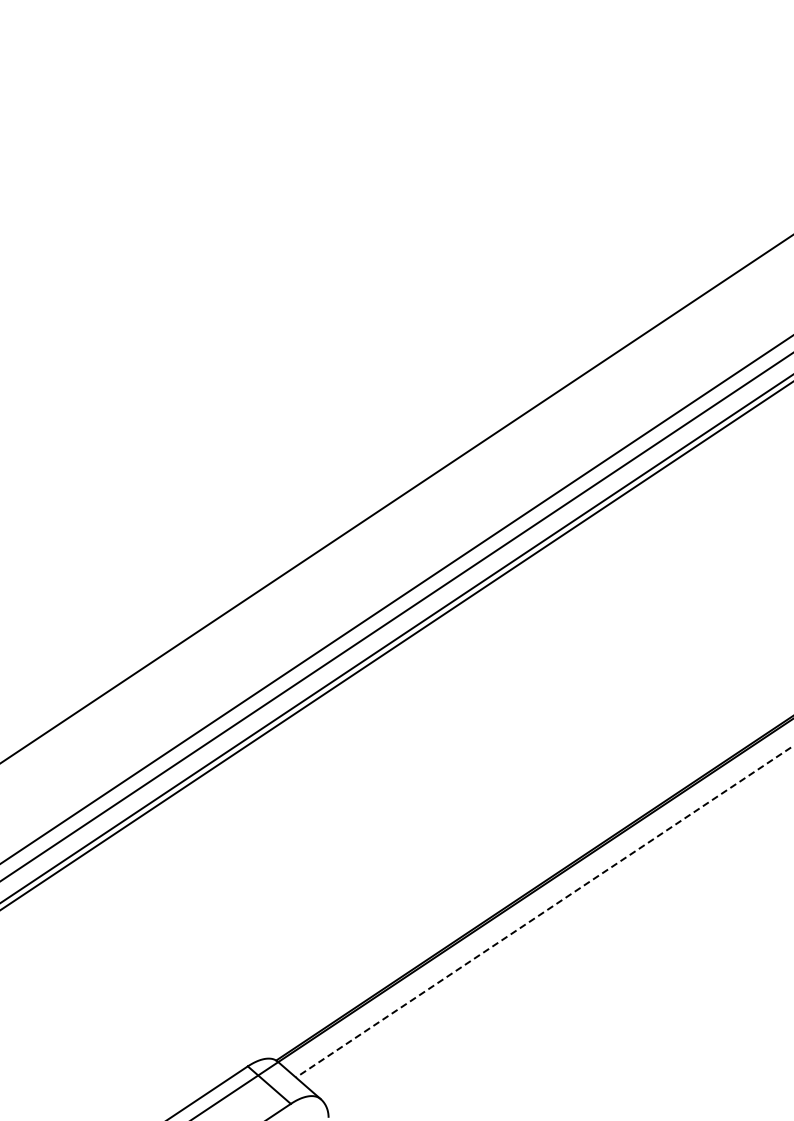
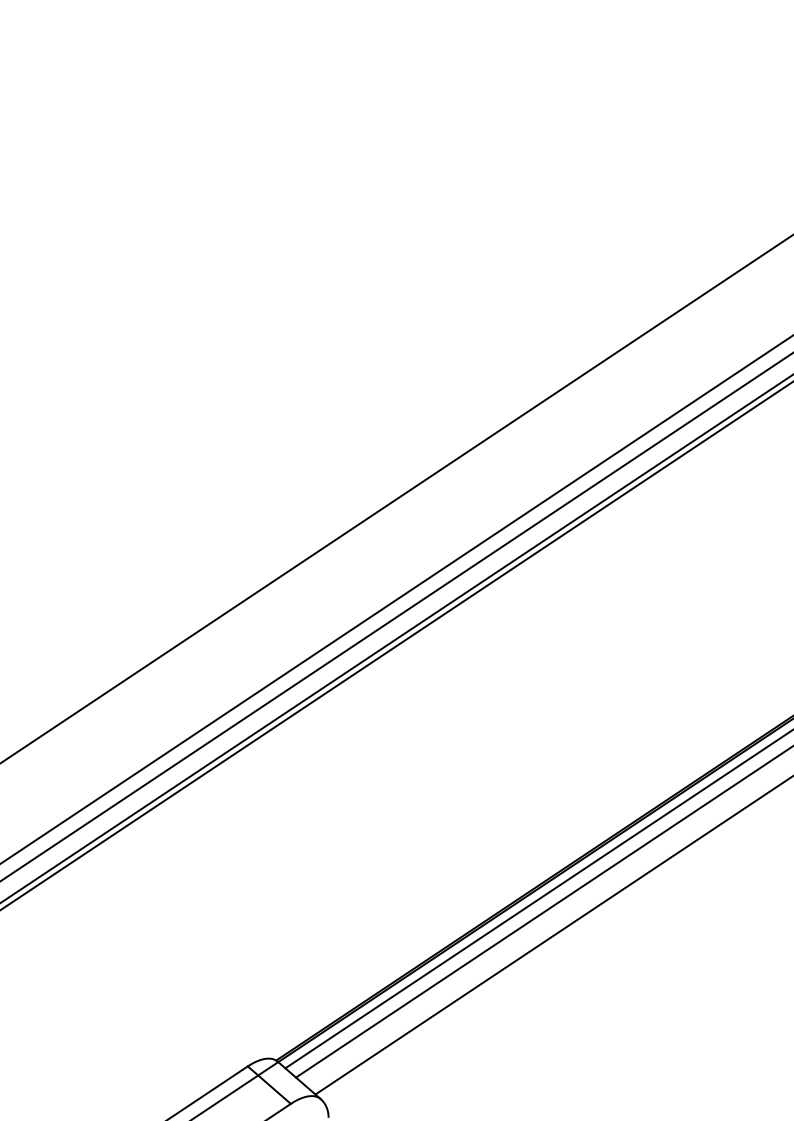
line: none -> present (537, 899)
line: dashed -> solid (544, 911)
line: none -> present (552, 935)
